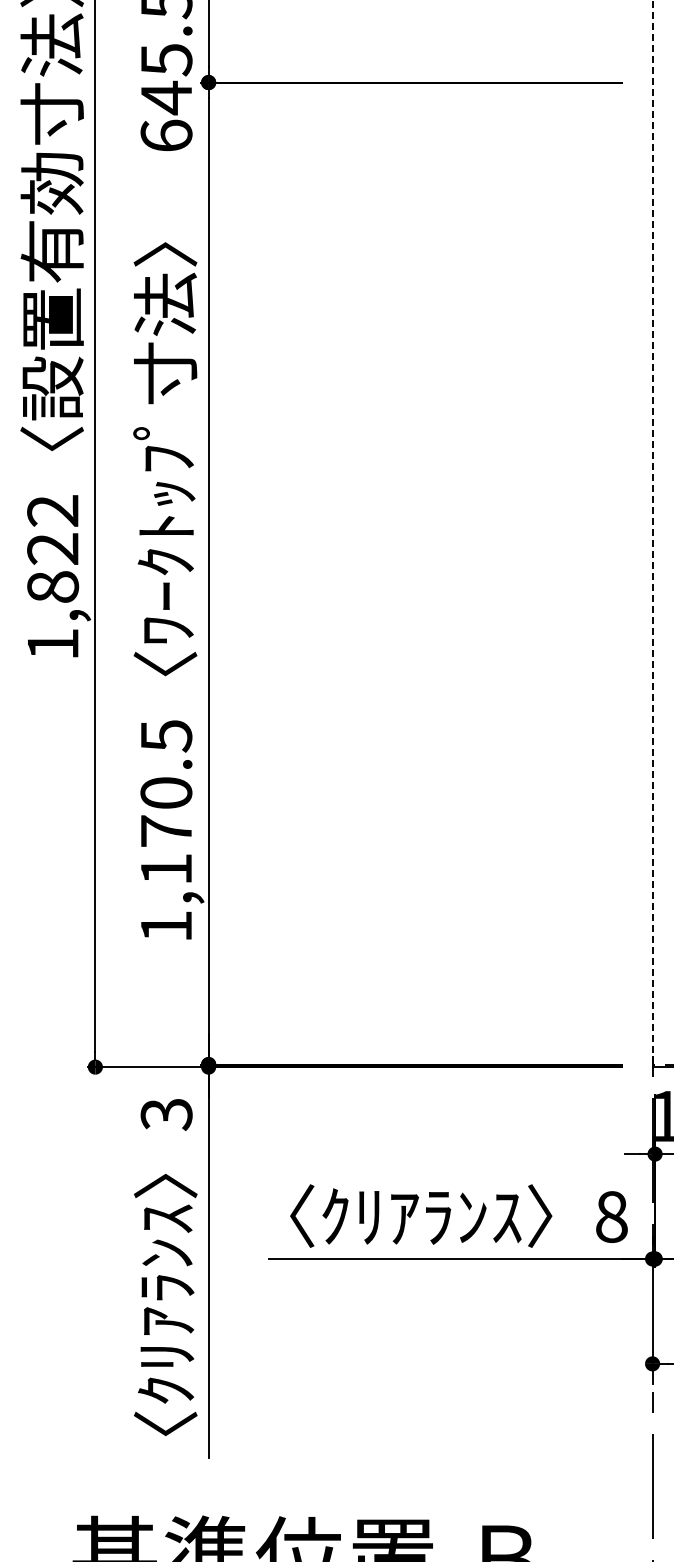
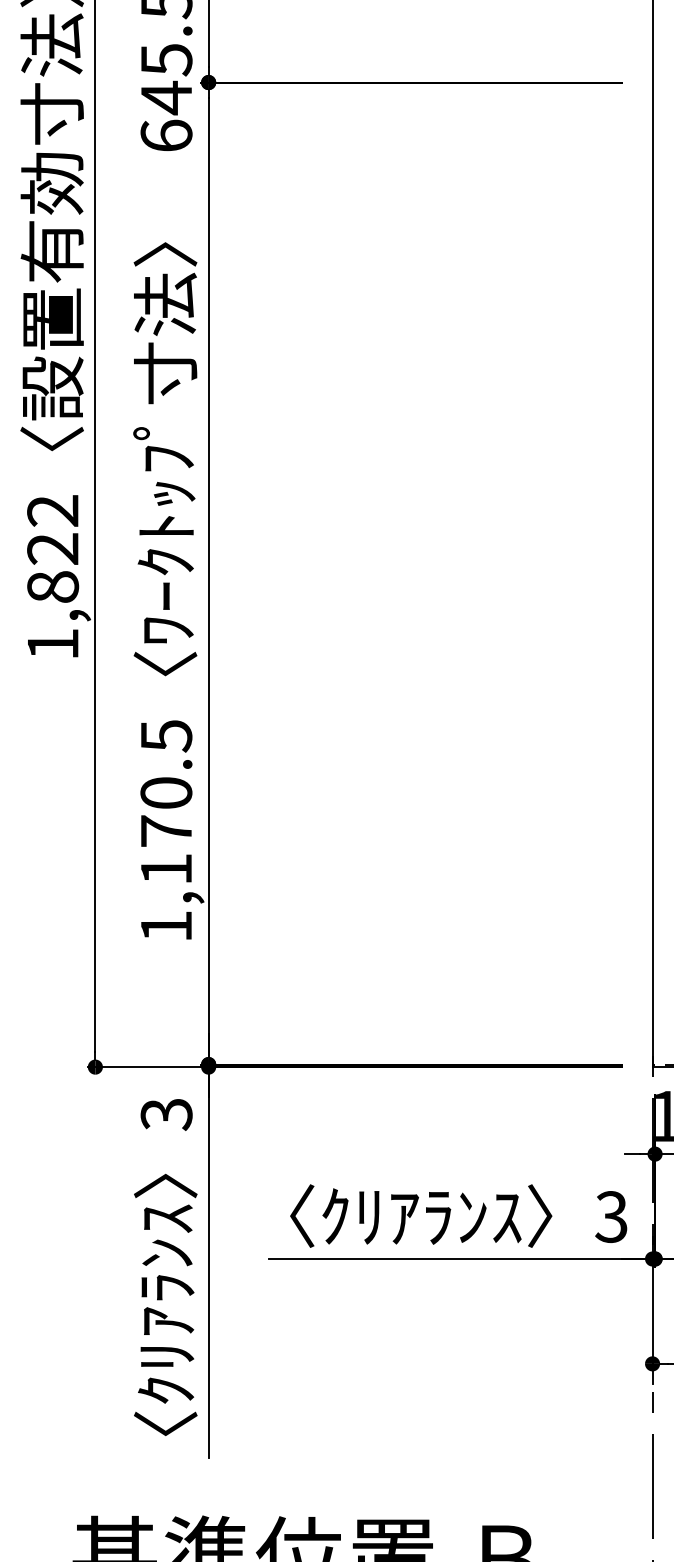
line: dashed -> solid (652, 534)
text: 8 -> 3 (611, 1216)
